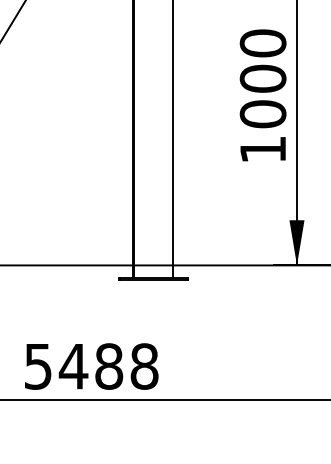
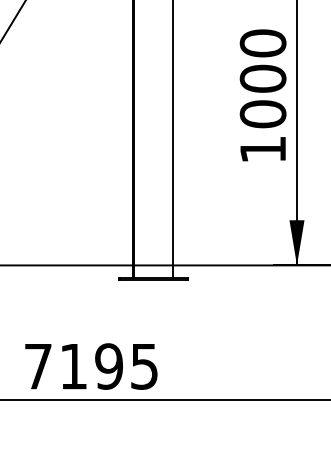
text: 5488 -> 7195 (91, 366)
